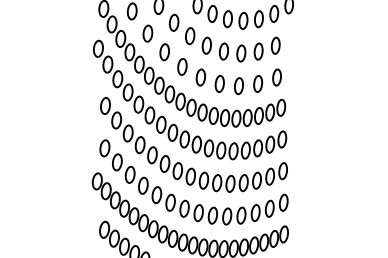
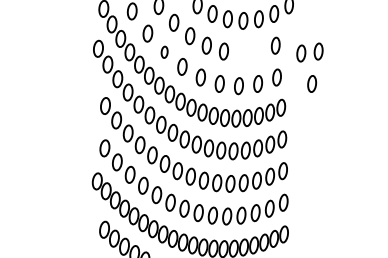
part size: 11x19 px -> 9x14 px (164, 51)
part position: (249, 52) -> (309, 52) (309, 52)
part: none -> present (312, 83)
